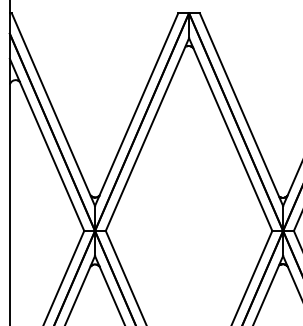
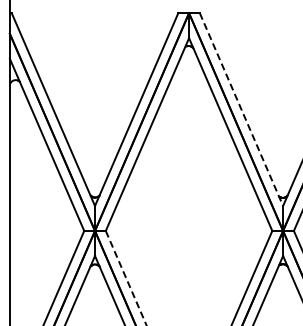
line: solid -> dashed (241, 110)
line: solid -> dashed (126, 278)
